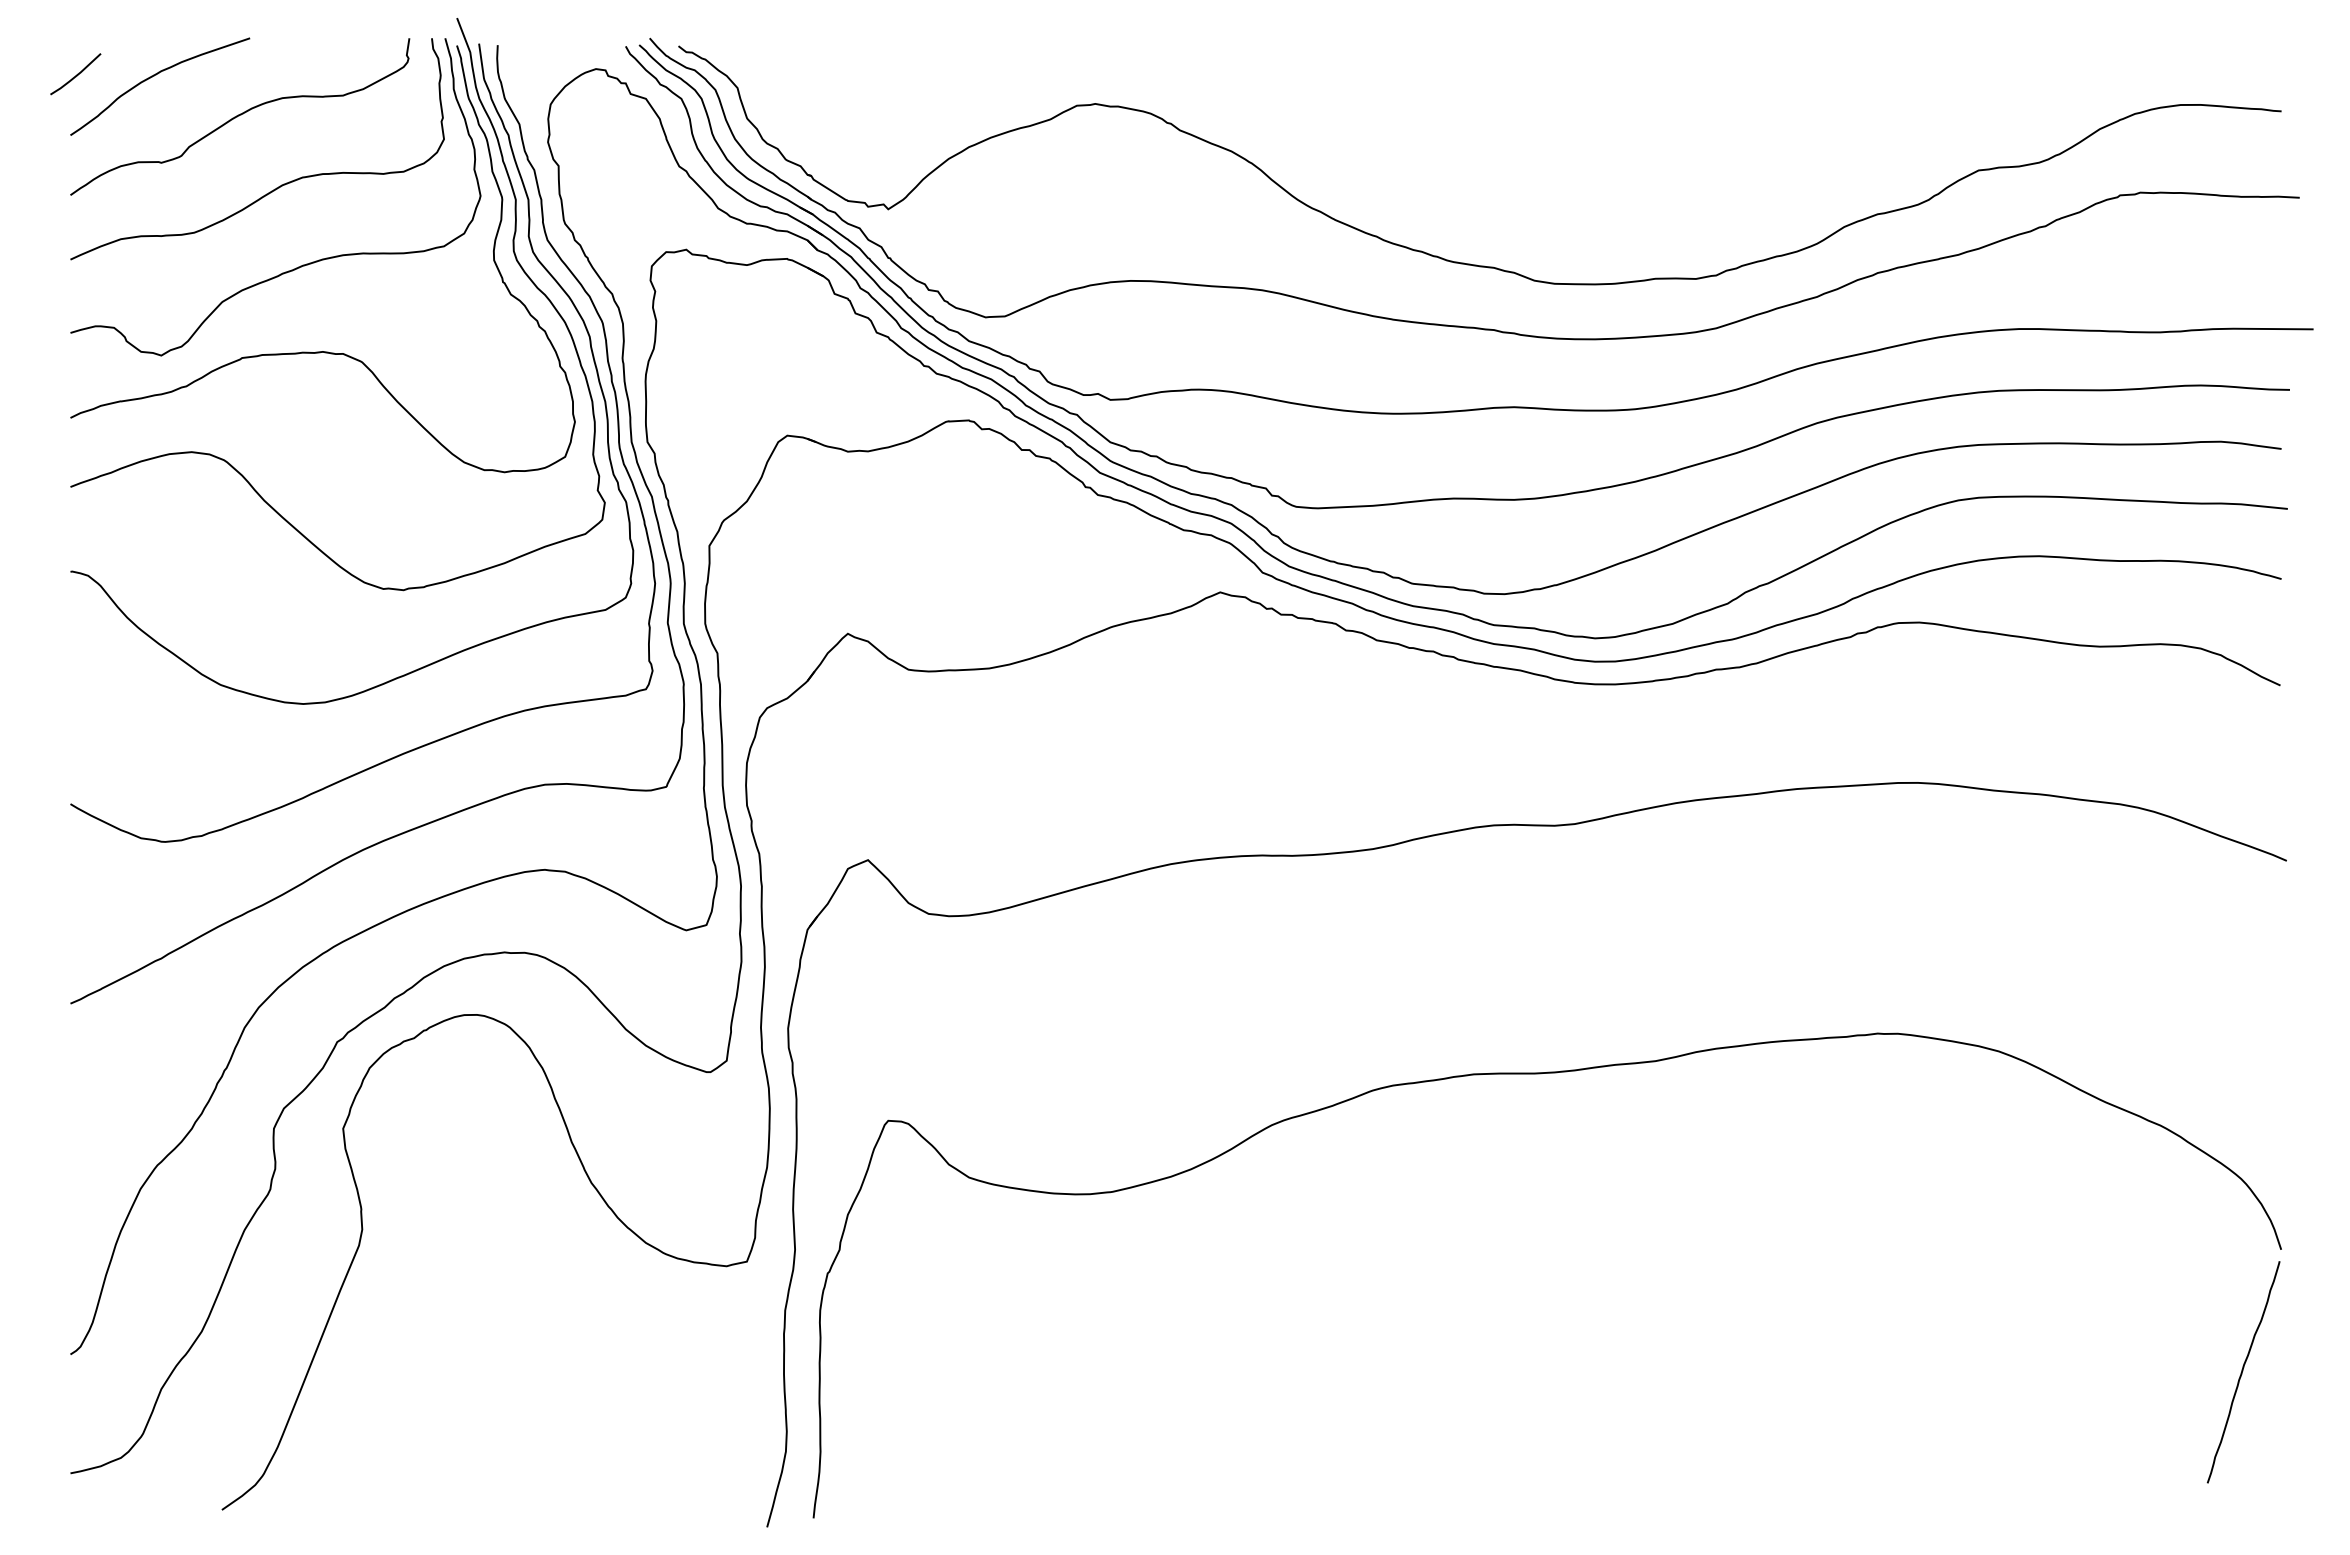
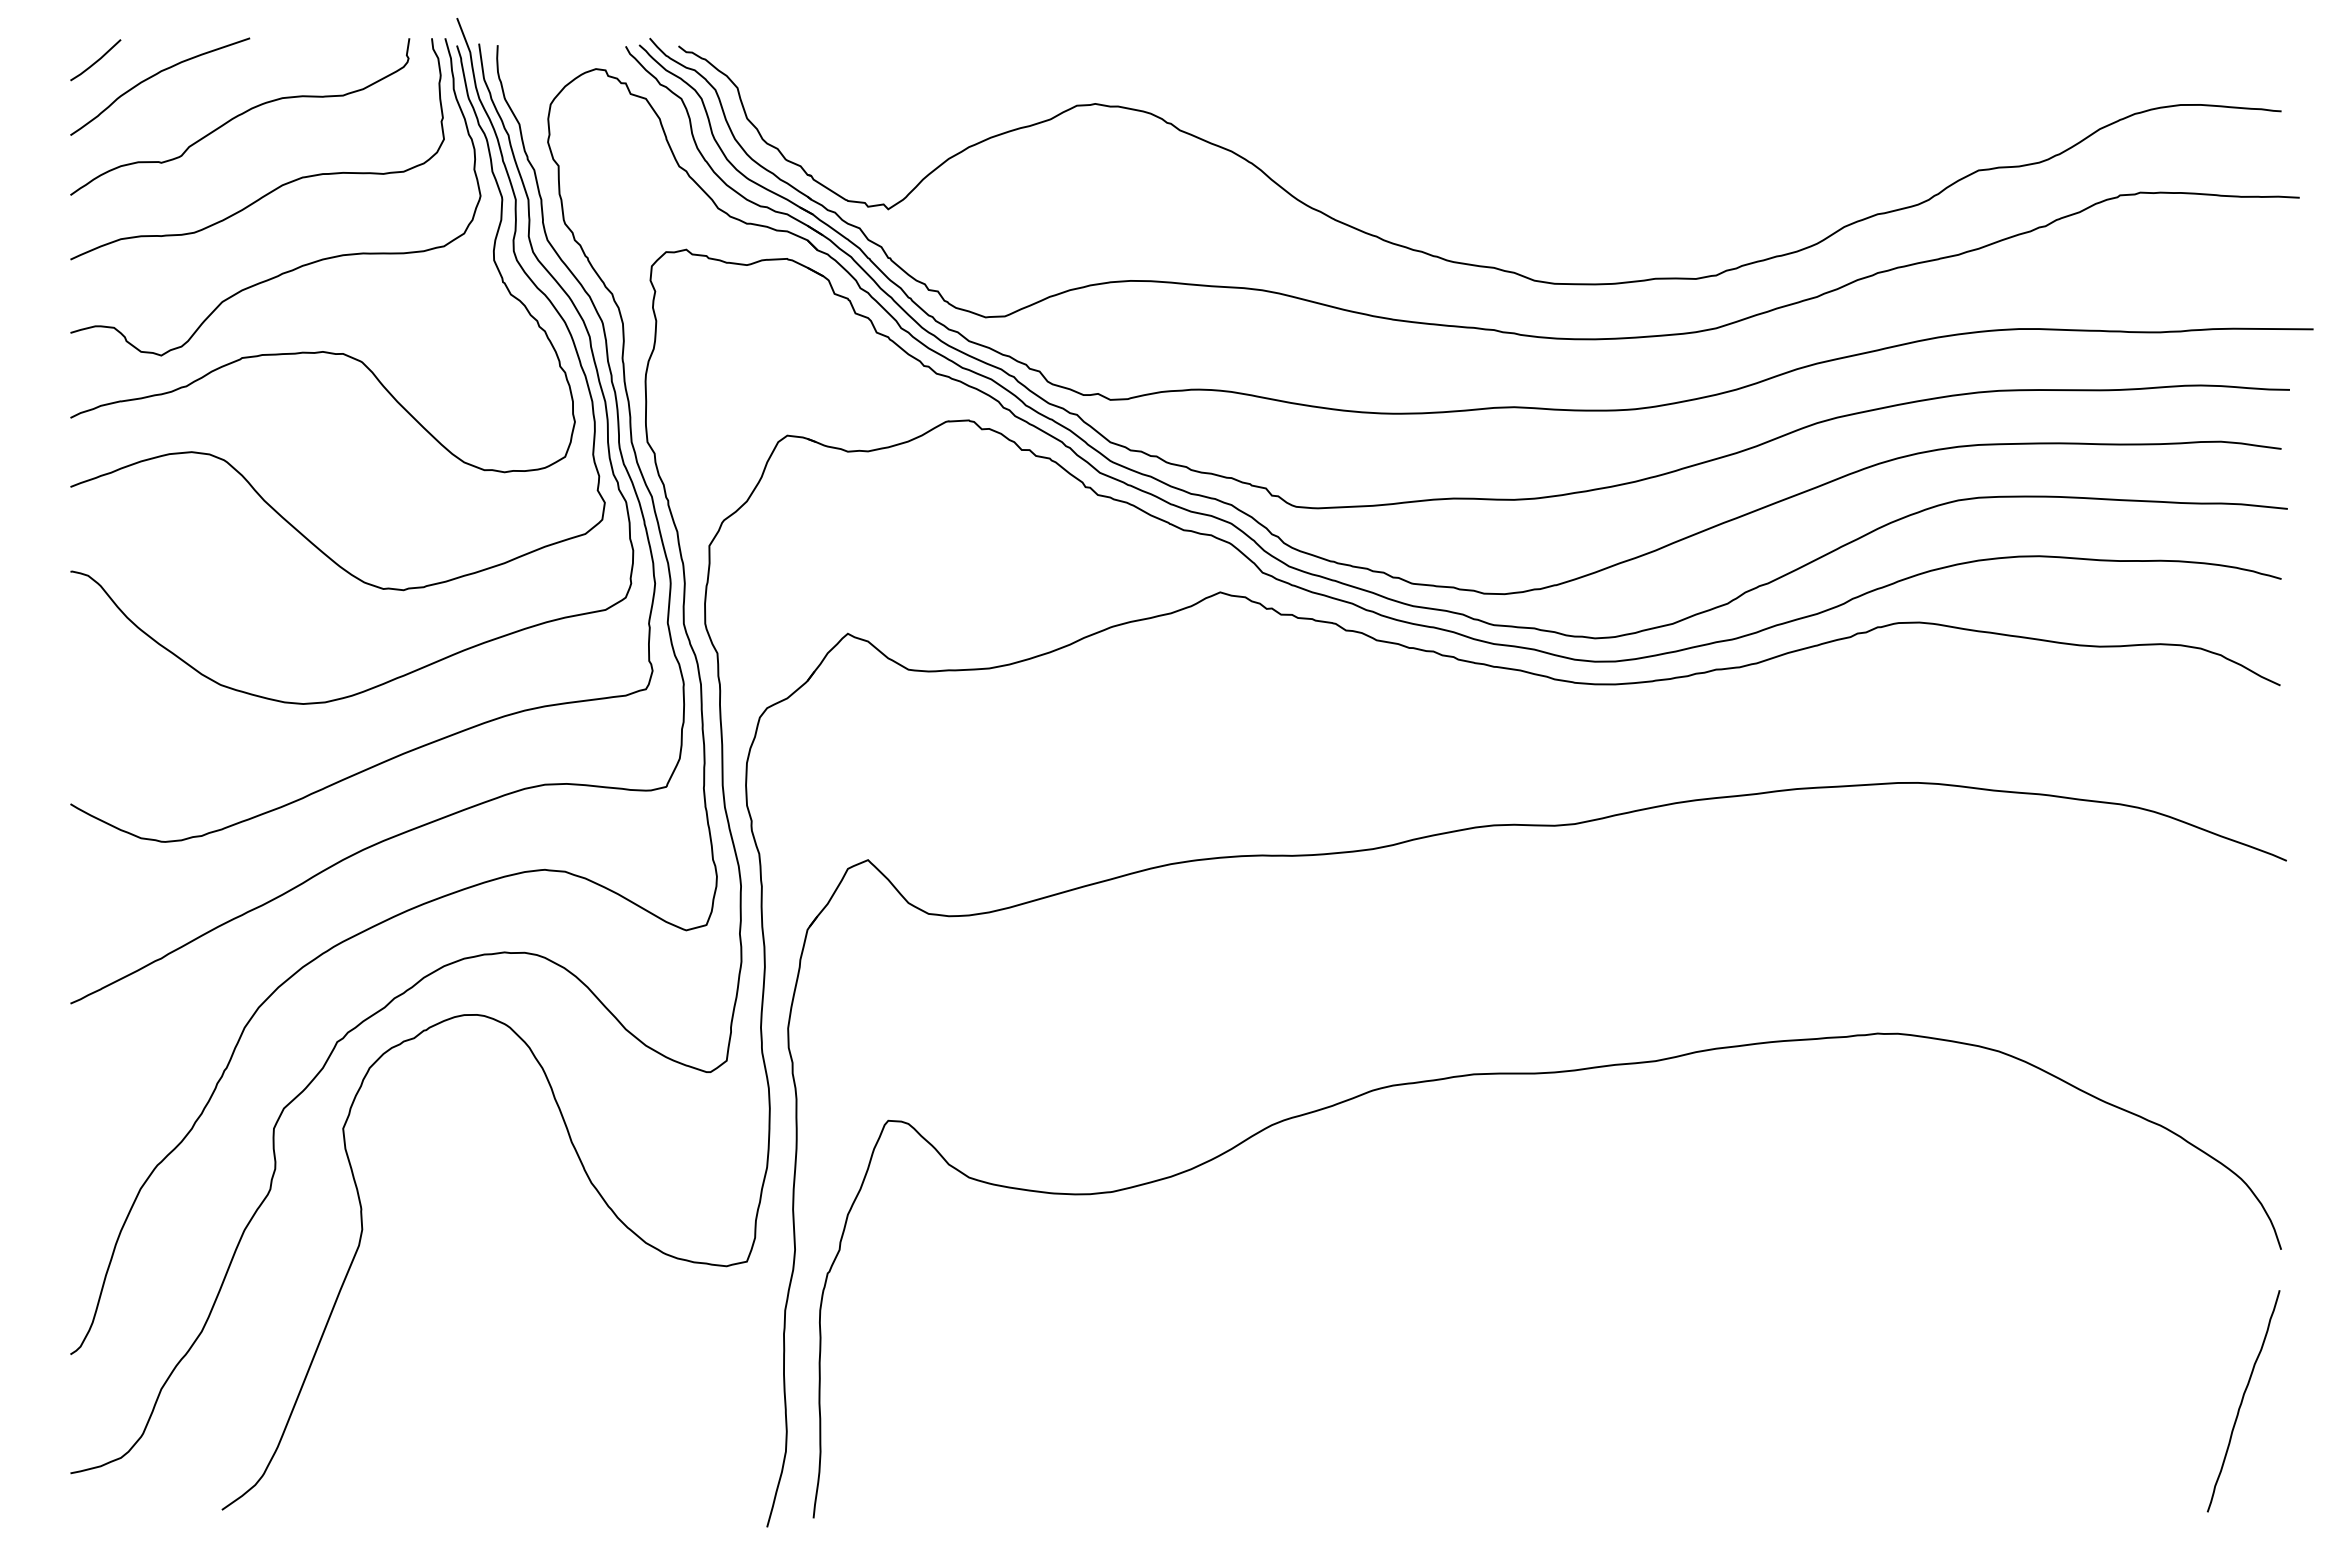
line position: (76, 74) -> (96, 60) (96, 60)
curve position: (2243, 1371) -> (2243, 1400) (2243, 1400)
